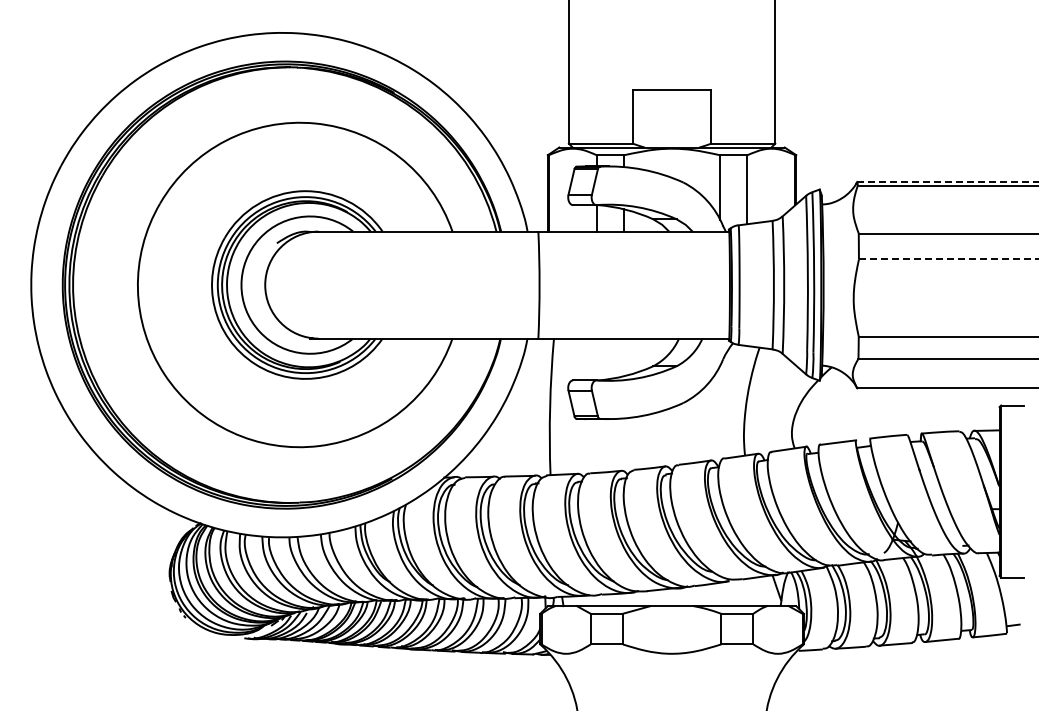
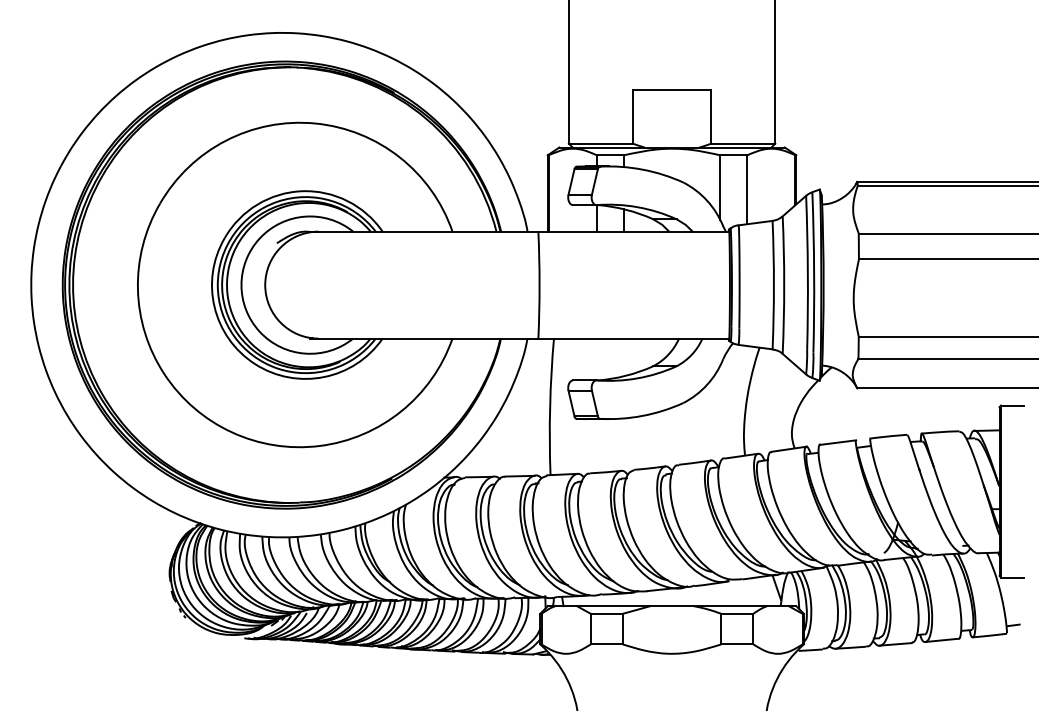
line: dashed -> solid (948, 181)
line: dashed -> solid (948, 259)
